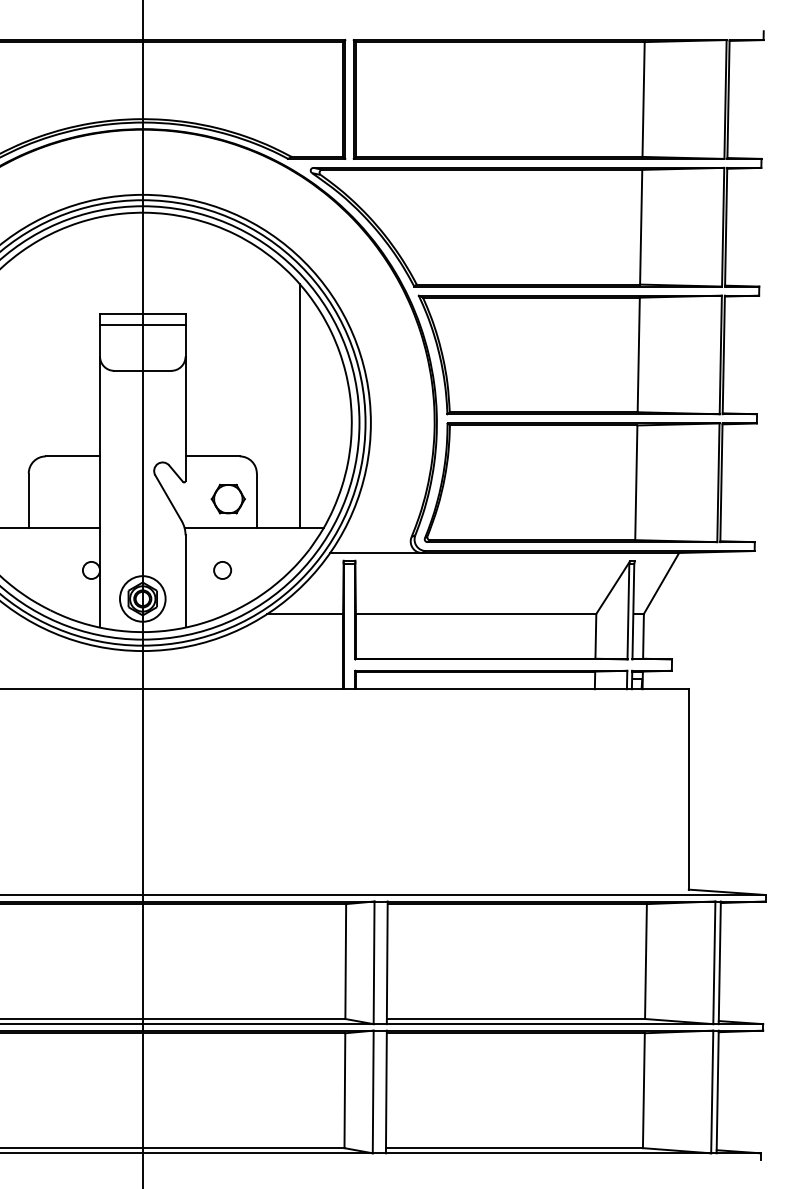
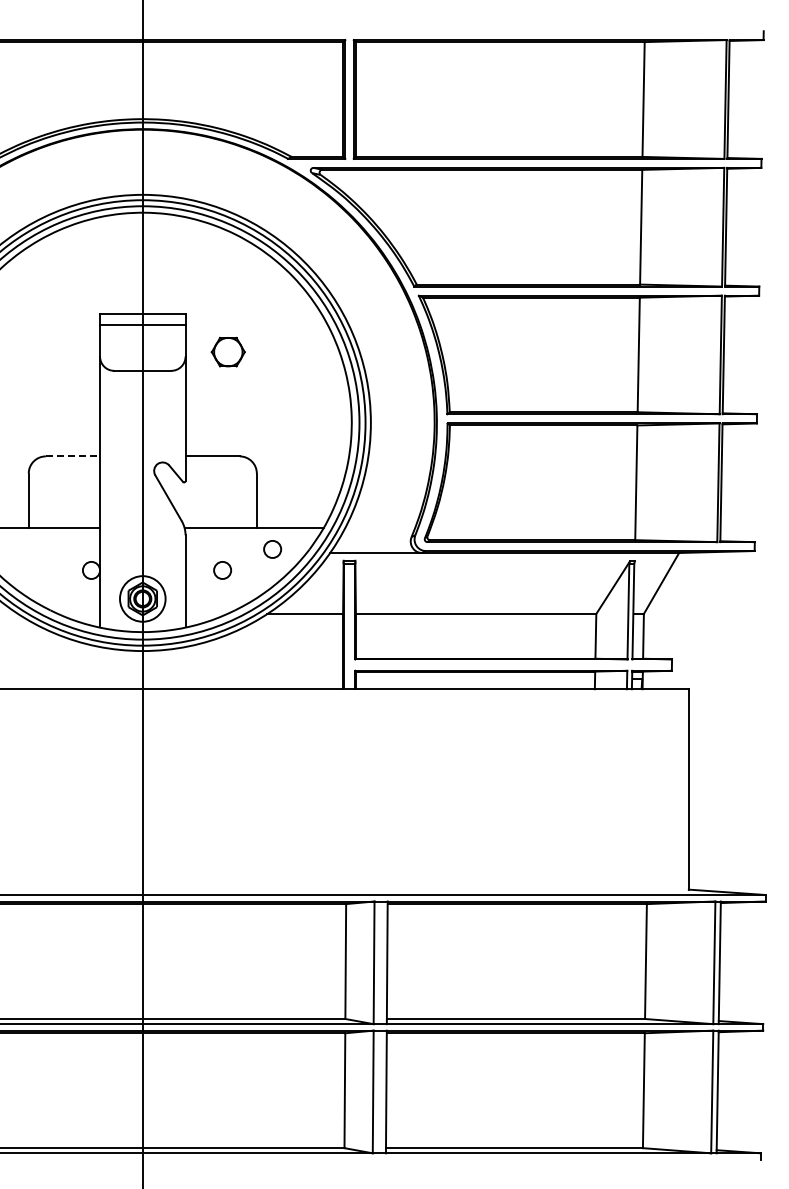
line: present -> none (299, 405)
line: solid -> dashed (73, 456)
part position: (227, 498) -> (227, 351) (227, 351)
circle: none -> present (272, 549)
